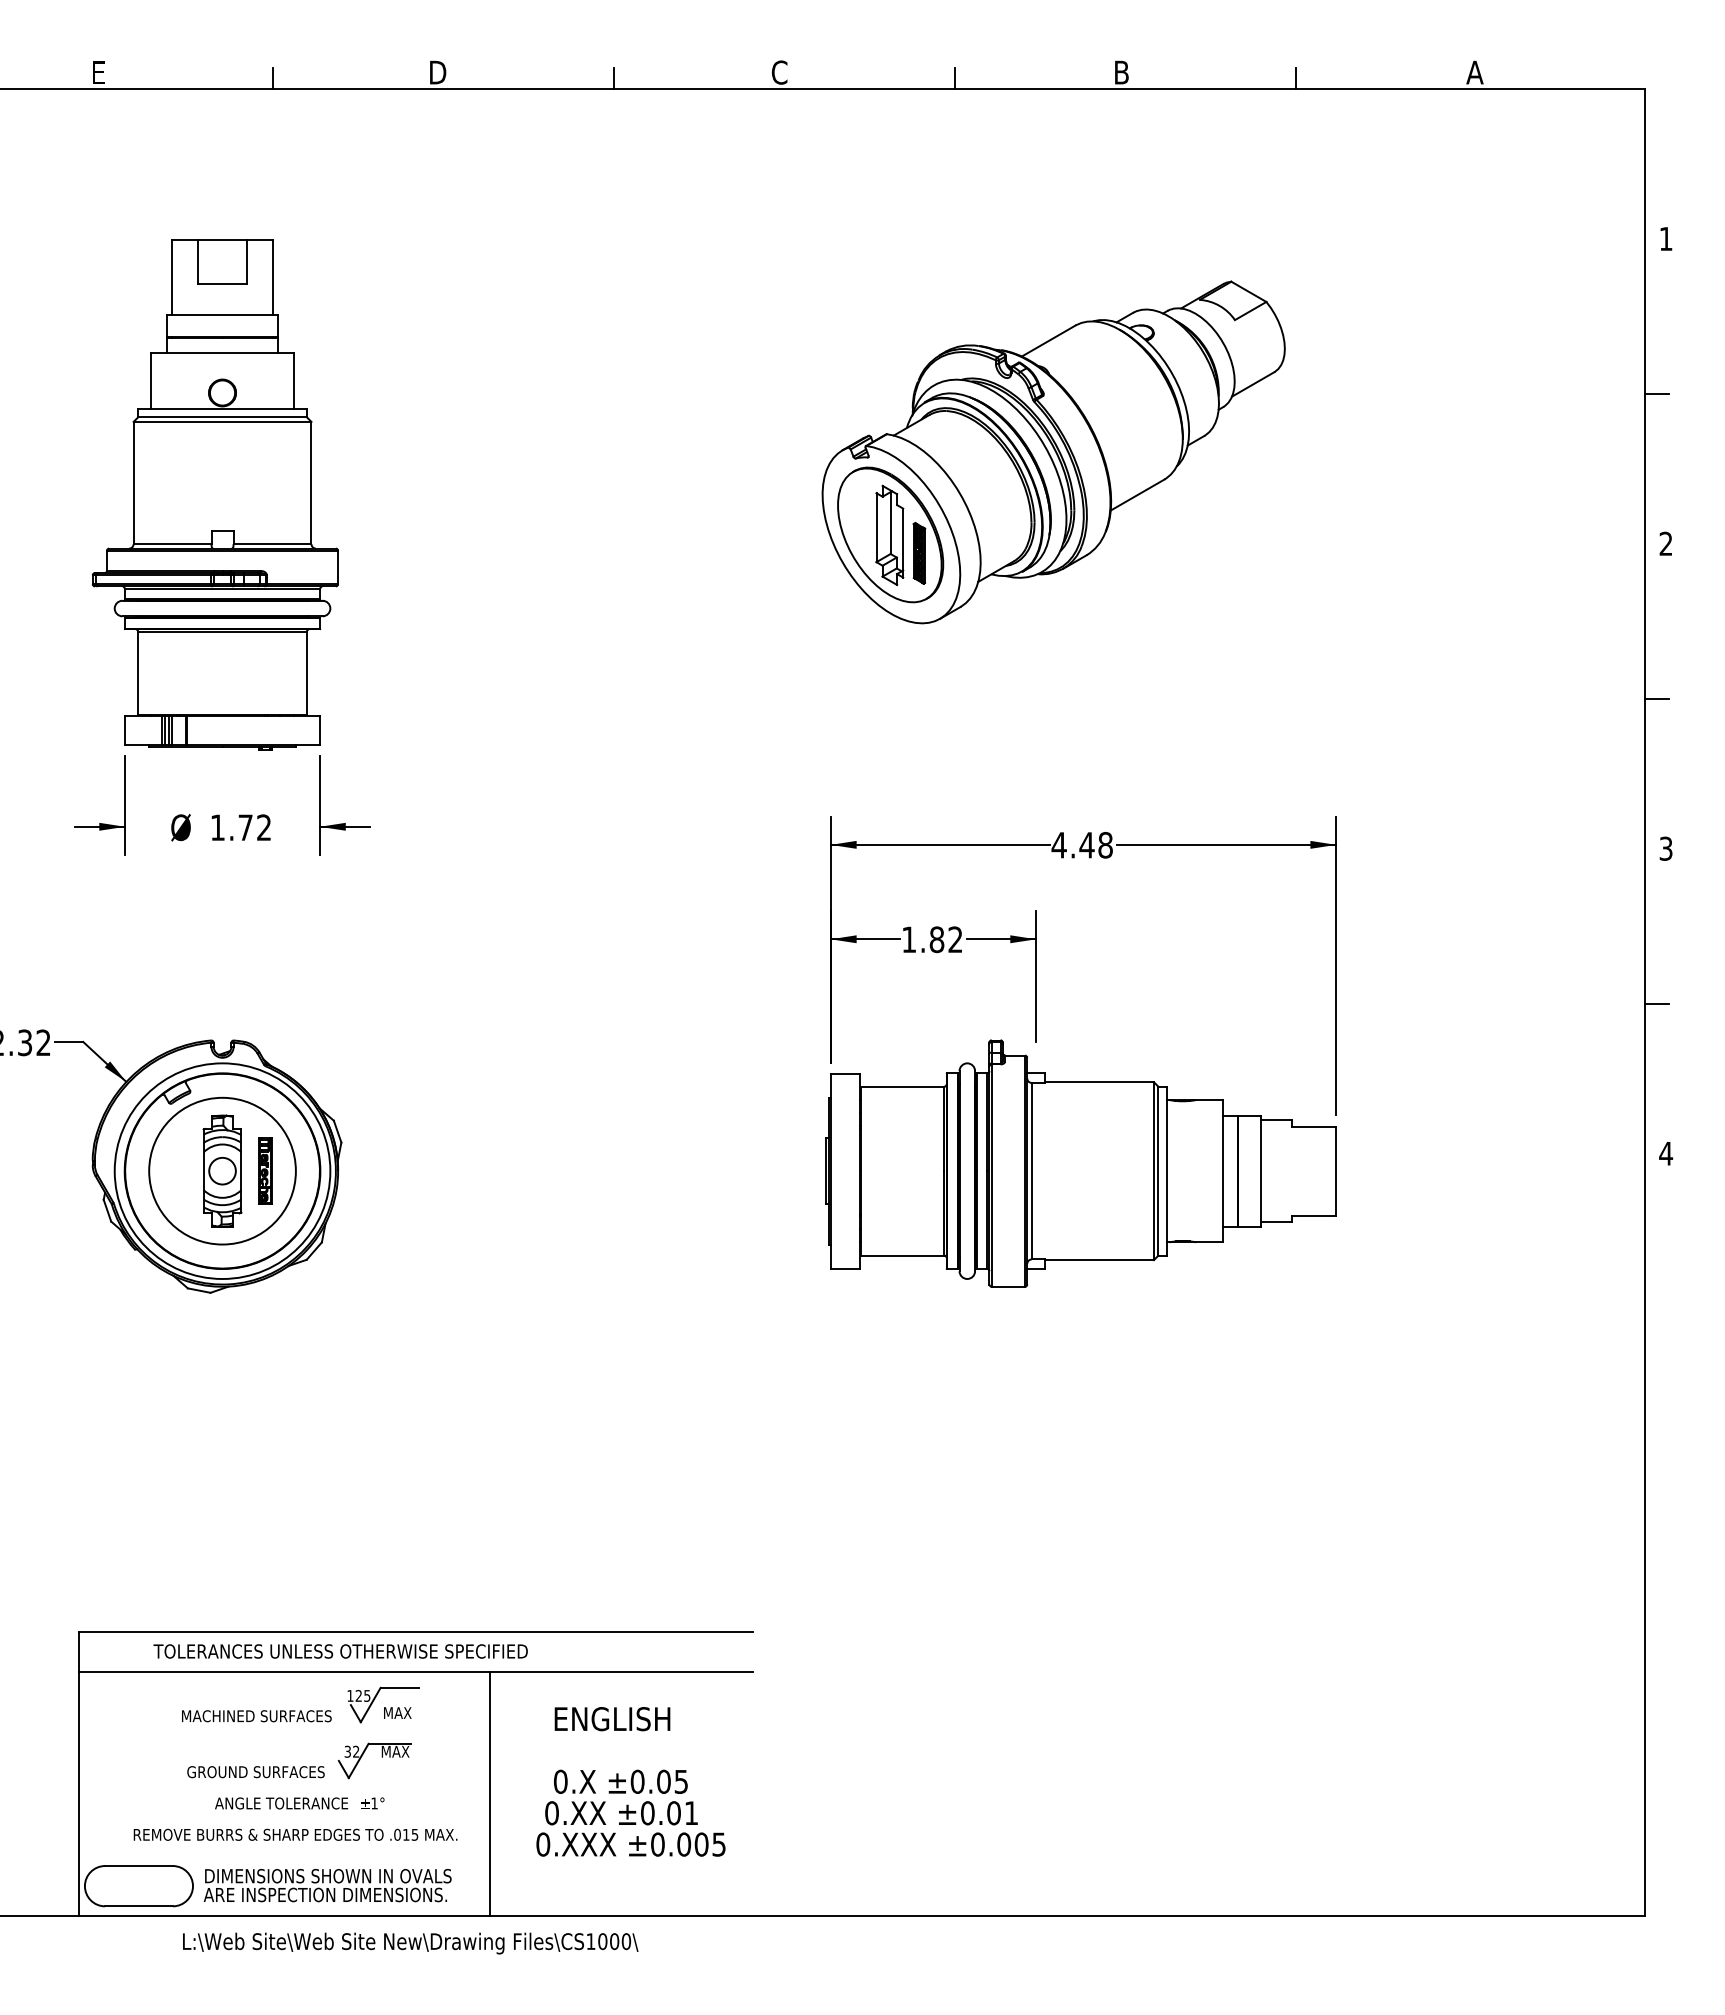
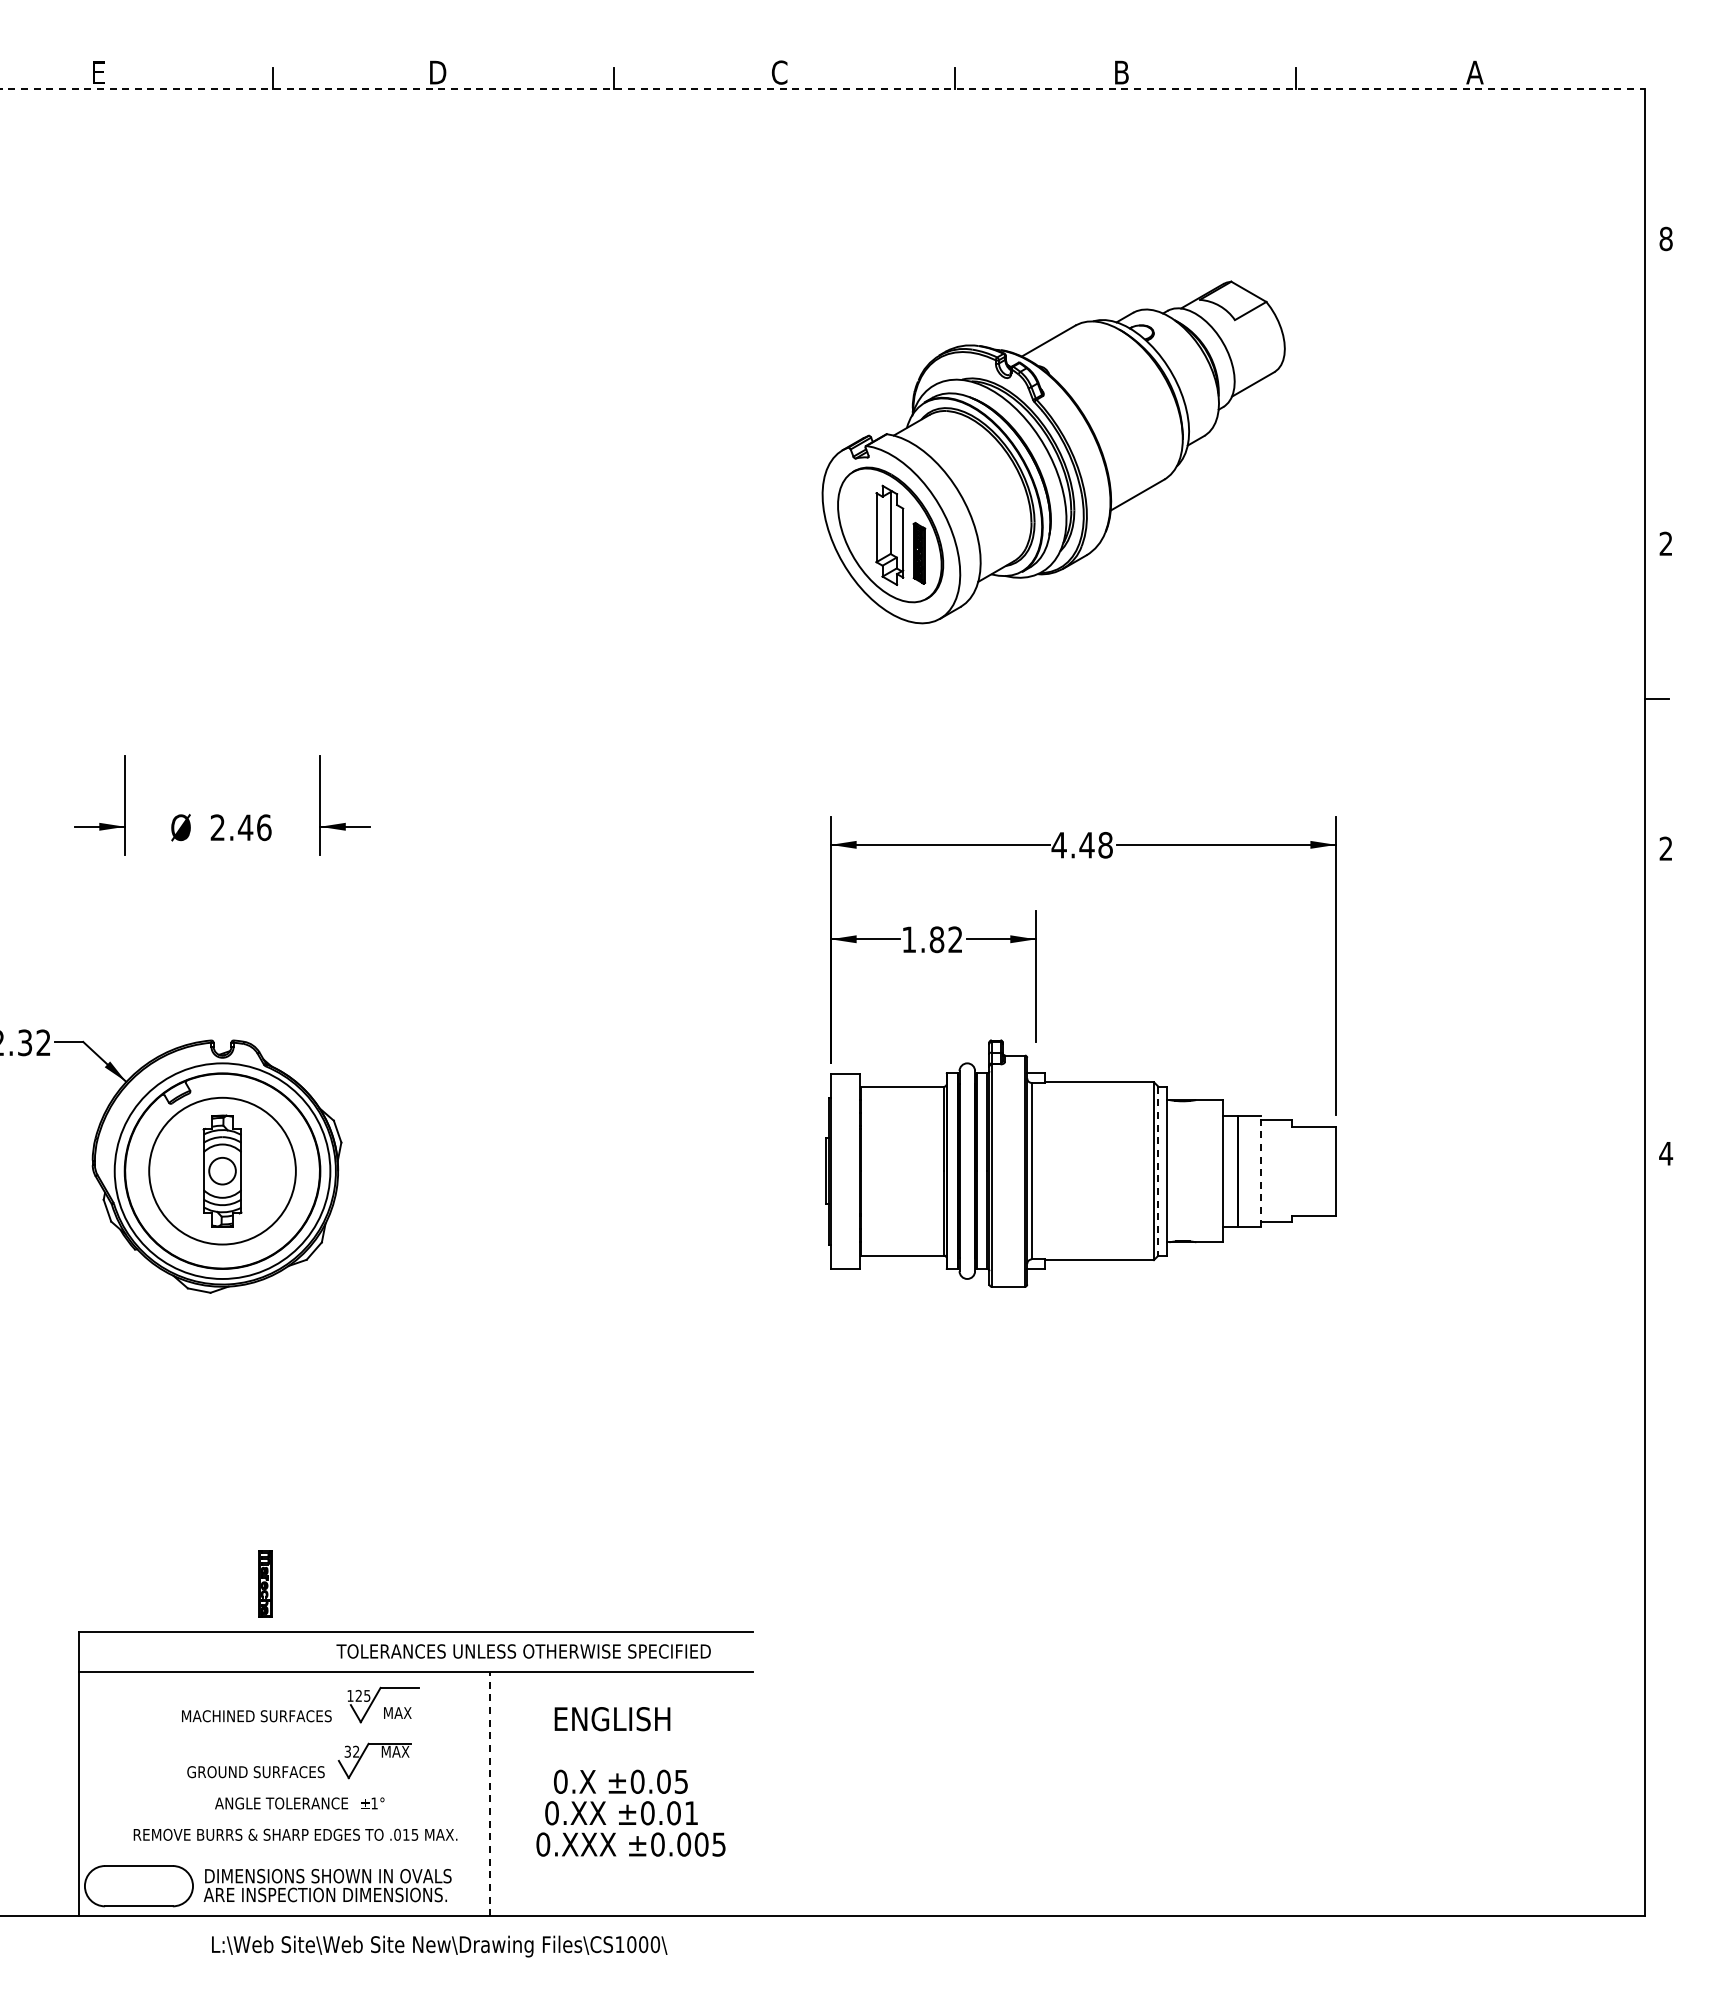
line: solid -> dashed (823, 88)
text: 1 -> 8 (1665, 238)
line: present -> none (1657, 393)
part: present -> none (214, 494)
text: 1.72 -> 2.46 (240, 827)
text: 3 -> 2 (1665, 848)
line: present -> none (1657, 1003)
part position: (265, 1170) -> (265, 1583) (265, 1583)
line: solid -> dashed (1158, 1171)
line: solid -> dashed (1260, 1171)
text position: (340, 1651) -> (523, 1651) (523, 1651)
line: solid -> dashed (489, 1794)
text position: (410, 1943) -> (439, 1946) (439, 1946)
